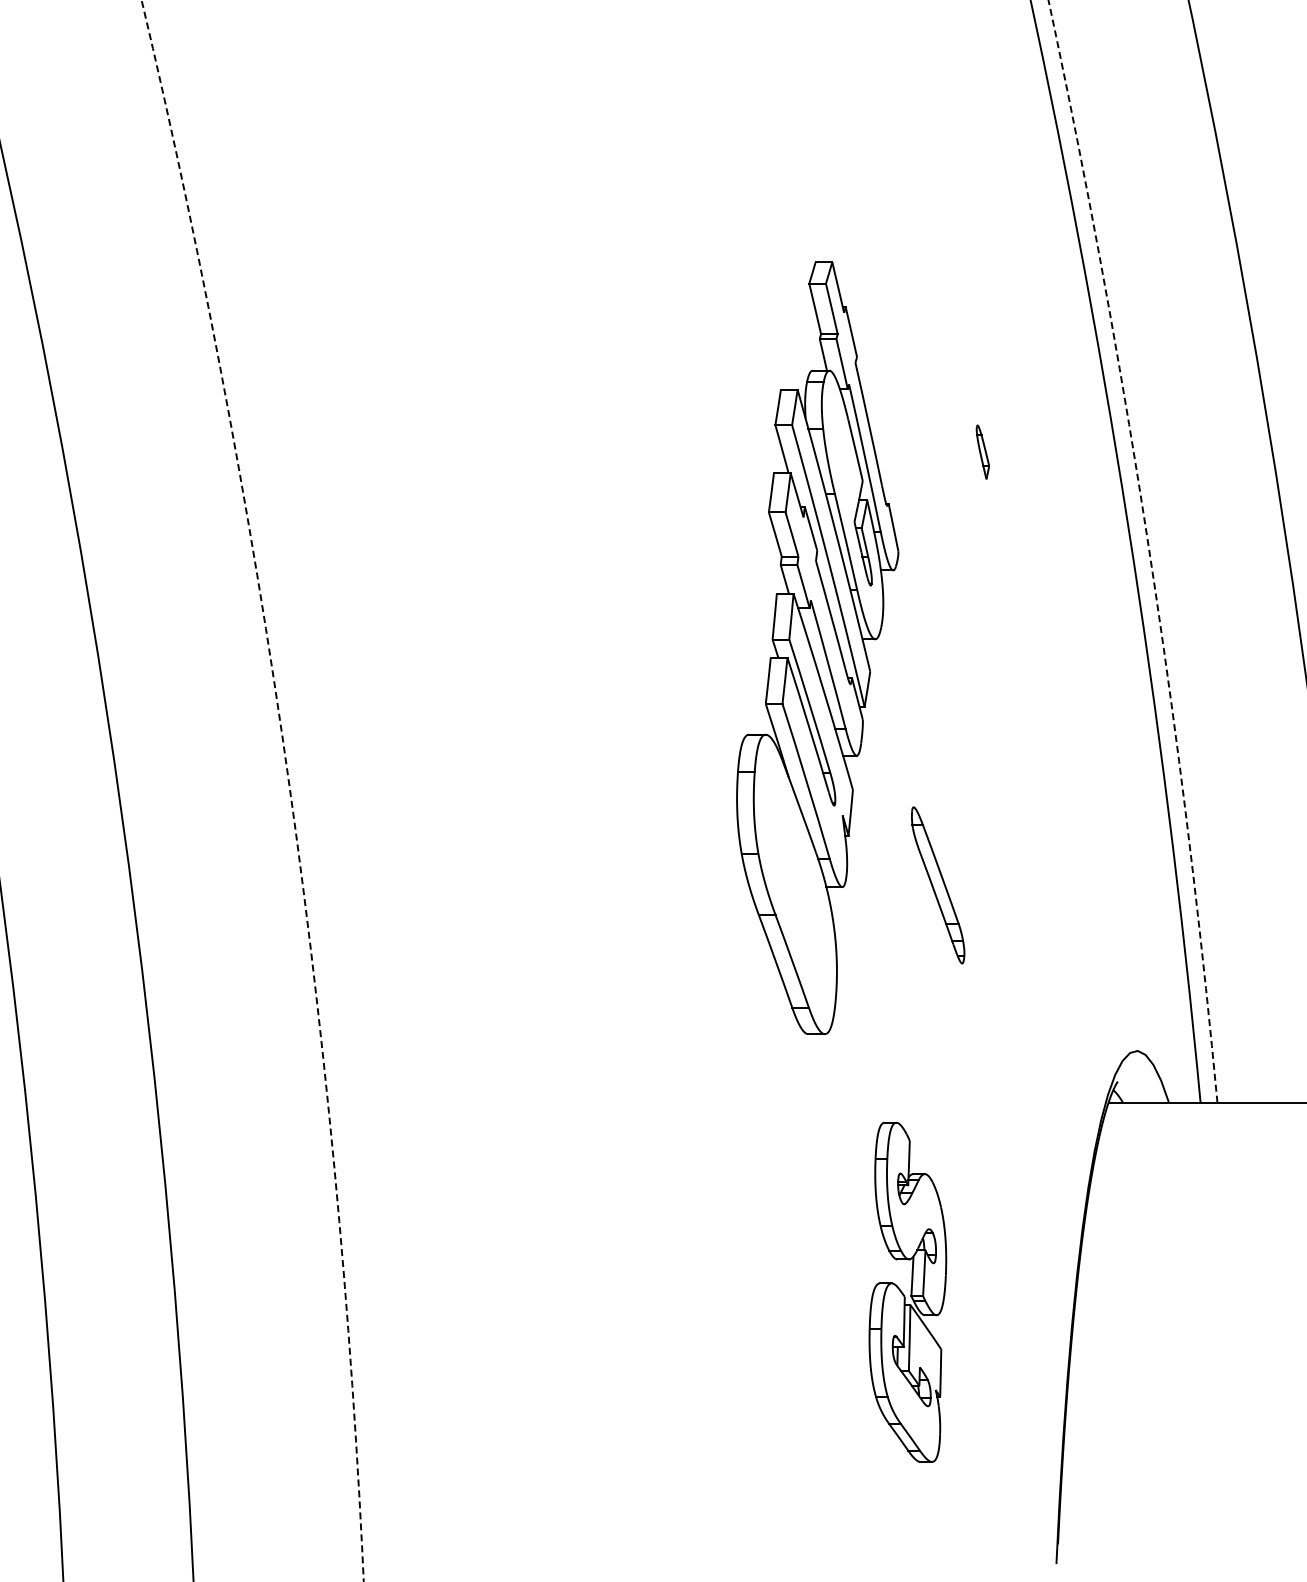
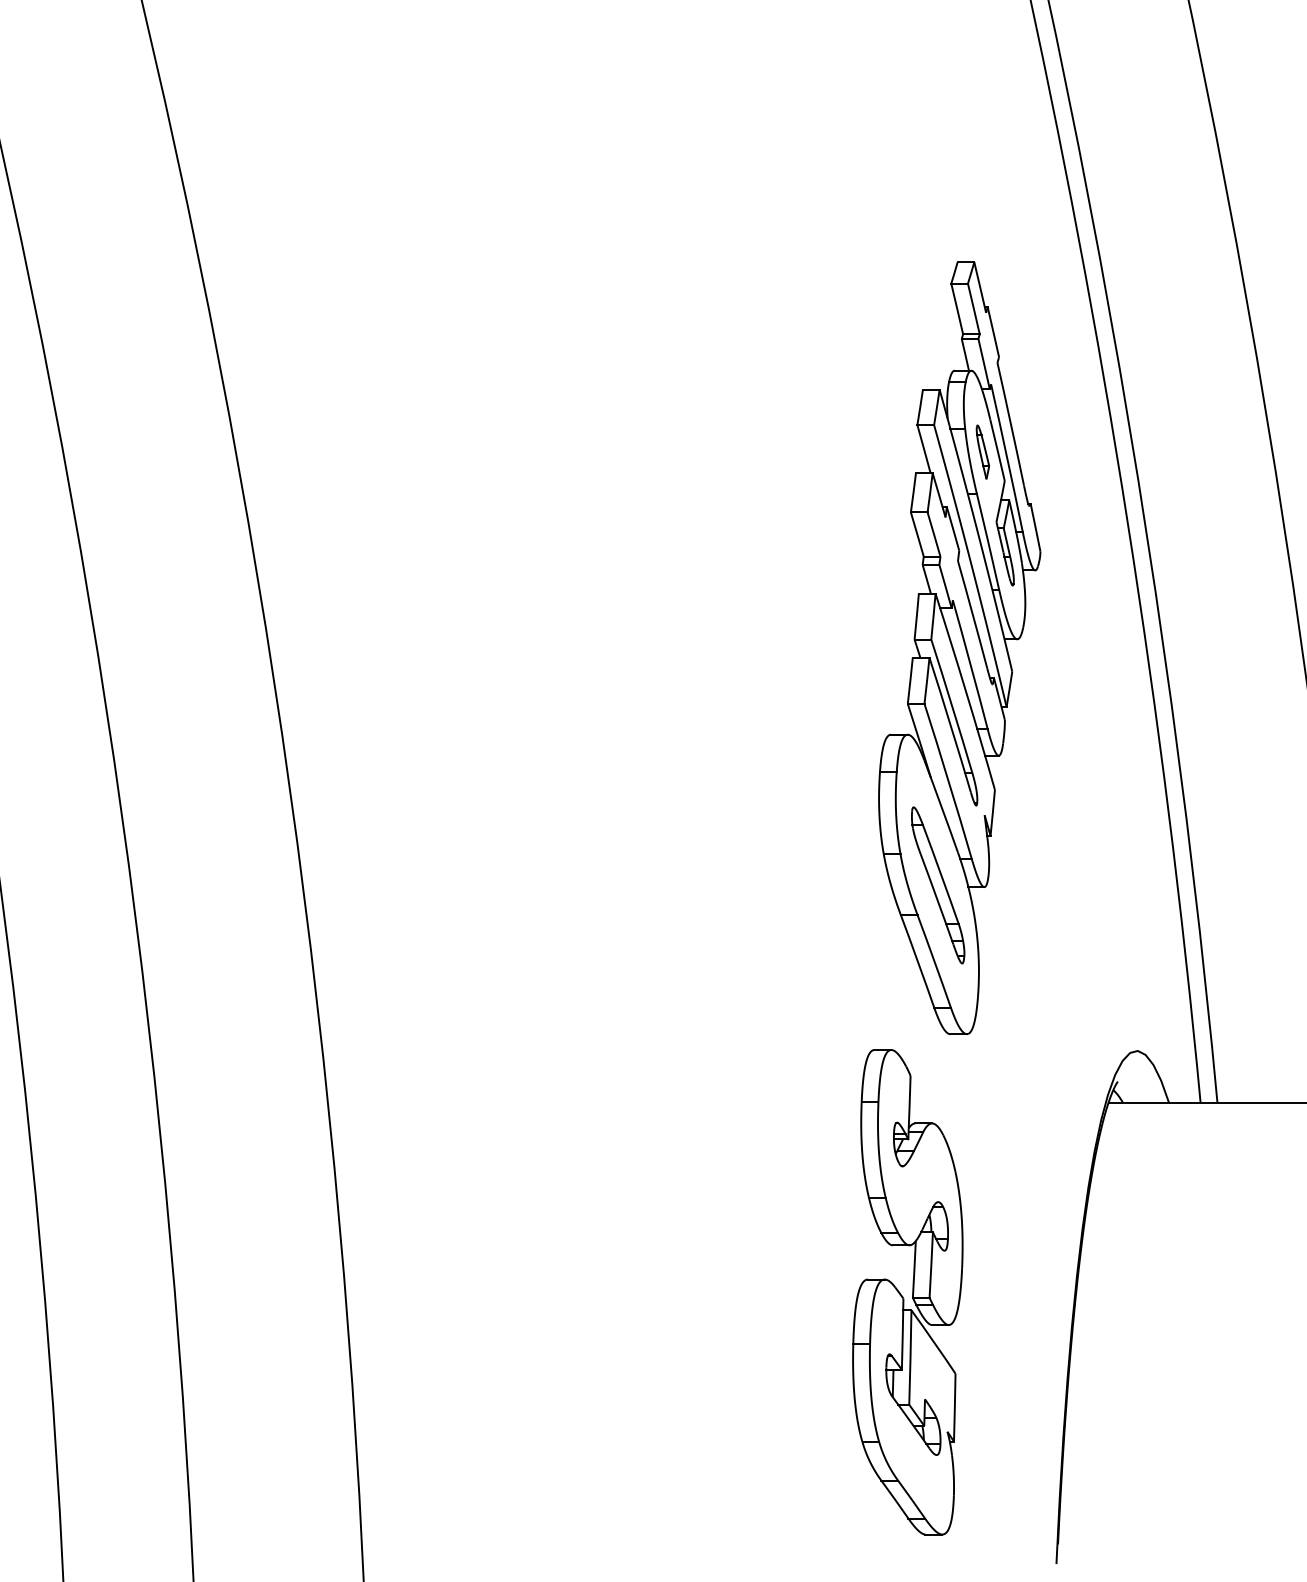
arc: dashed -> solid (1148, 548)
part position: (817, 647) -> (959, 647) (959, 647)
circle: dashed -> solid (252, 790)
part size: 80x342 px -> 112x487 px (907, 1292)
